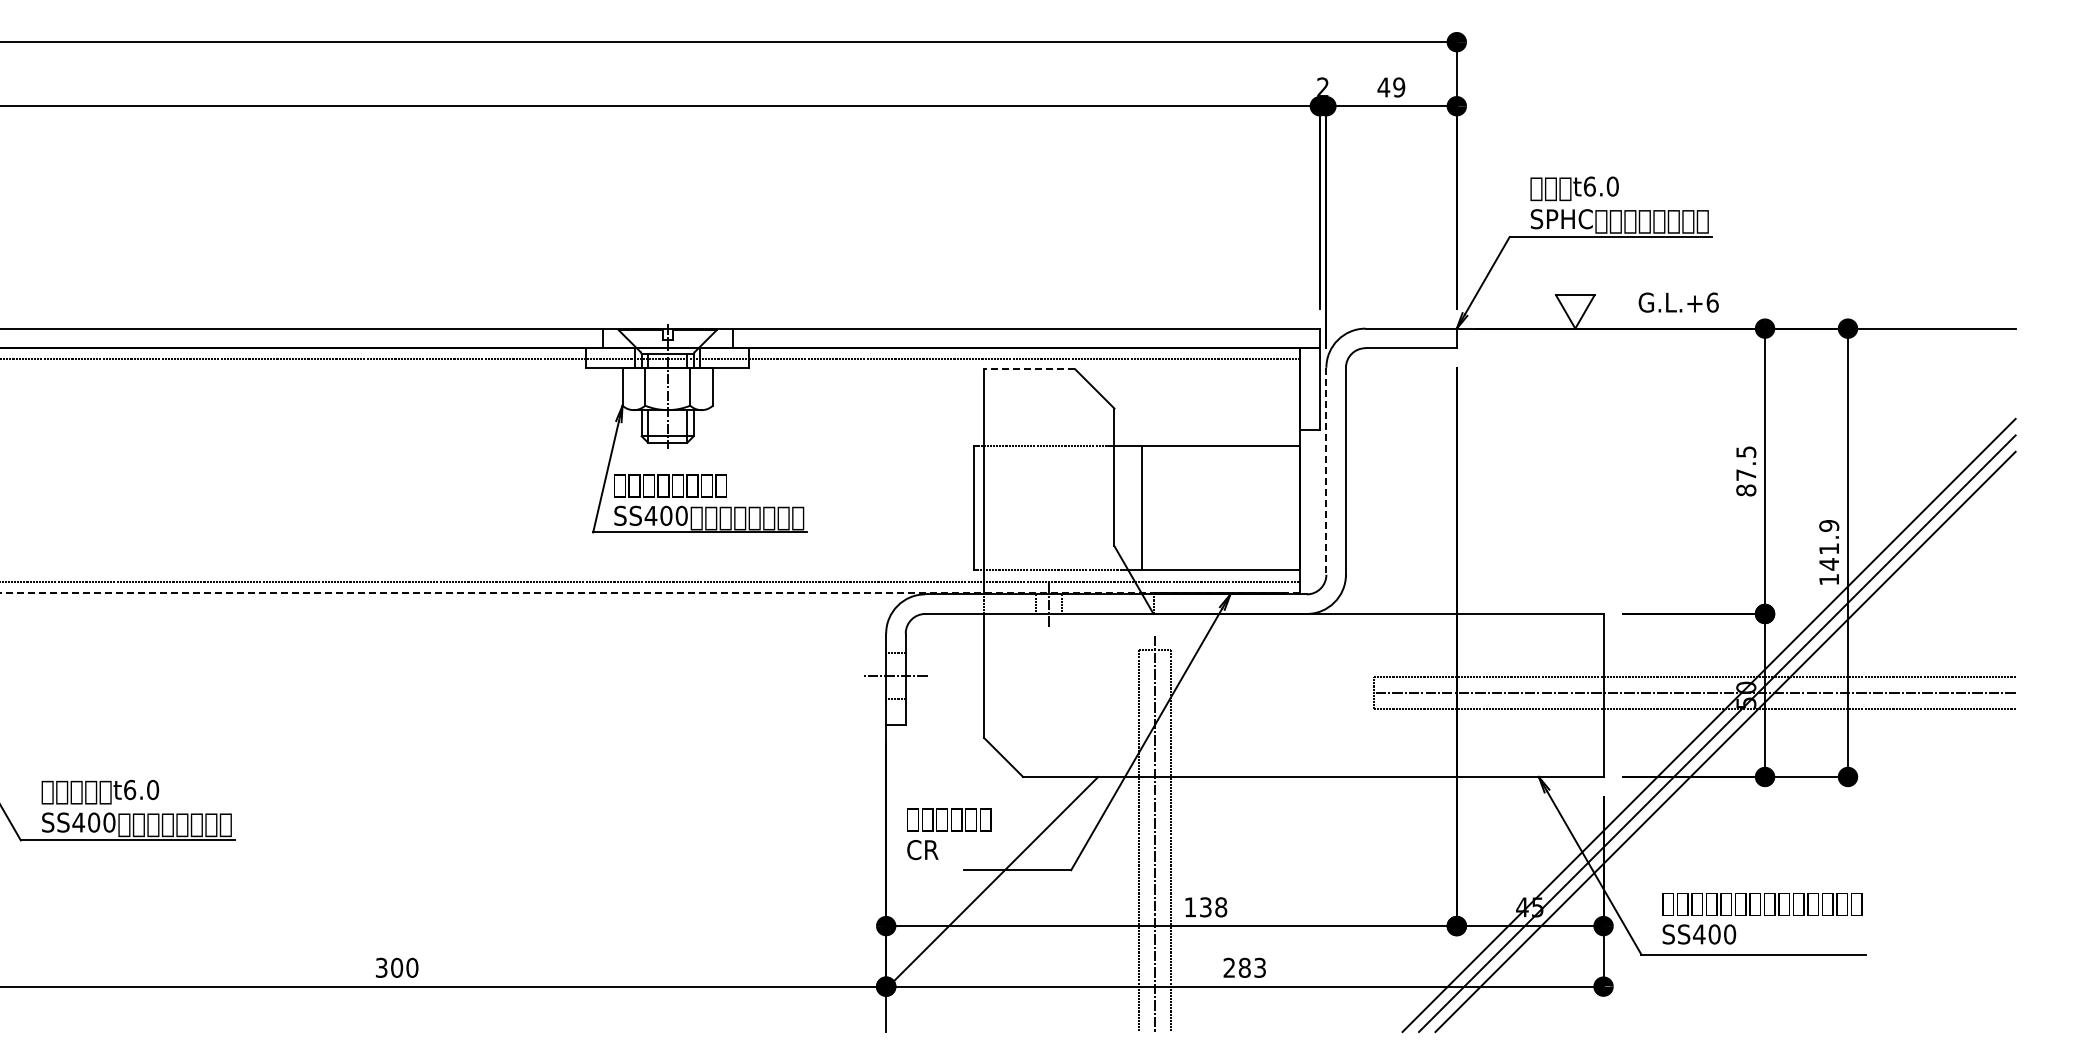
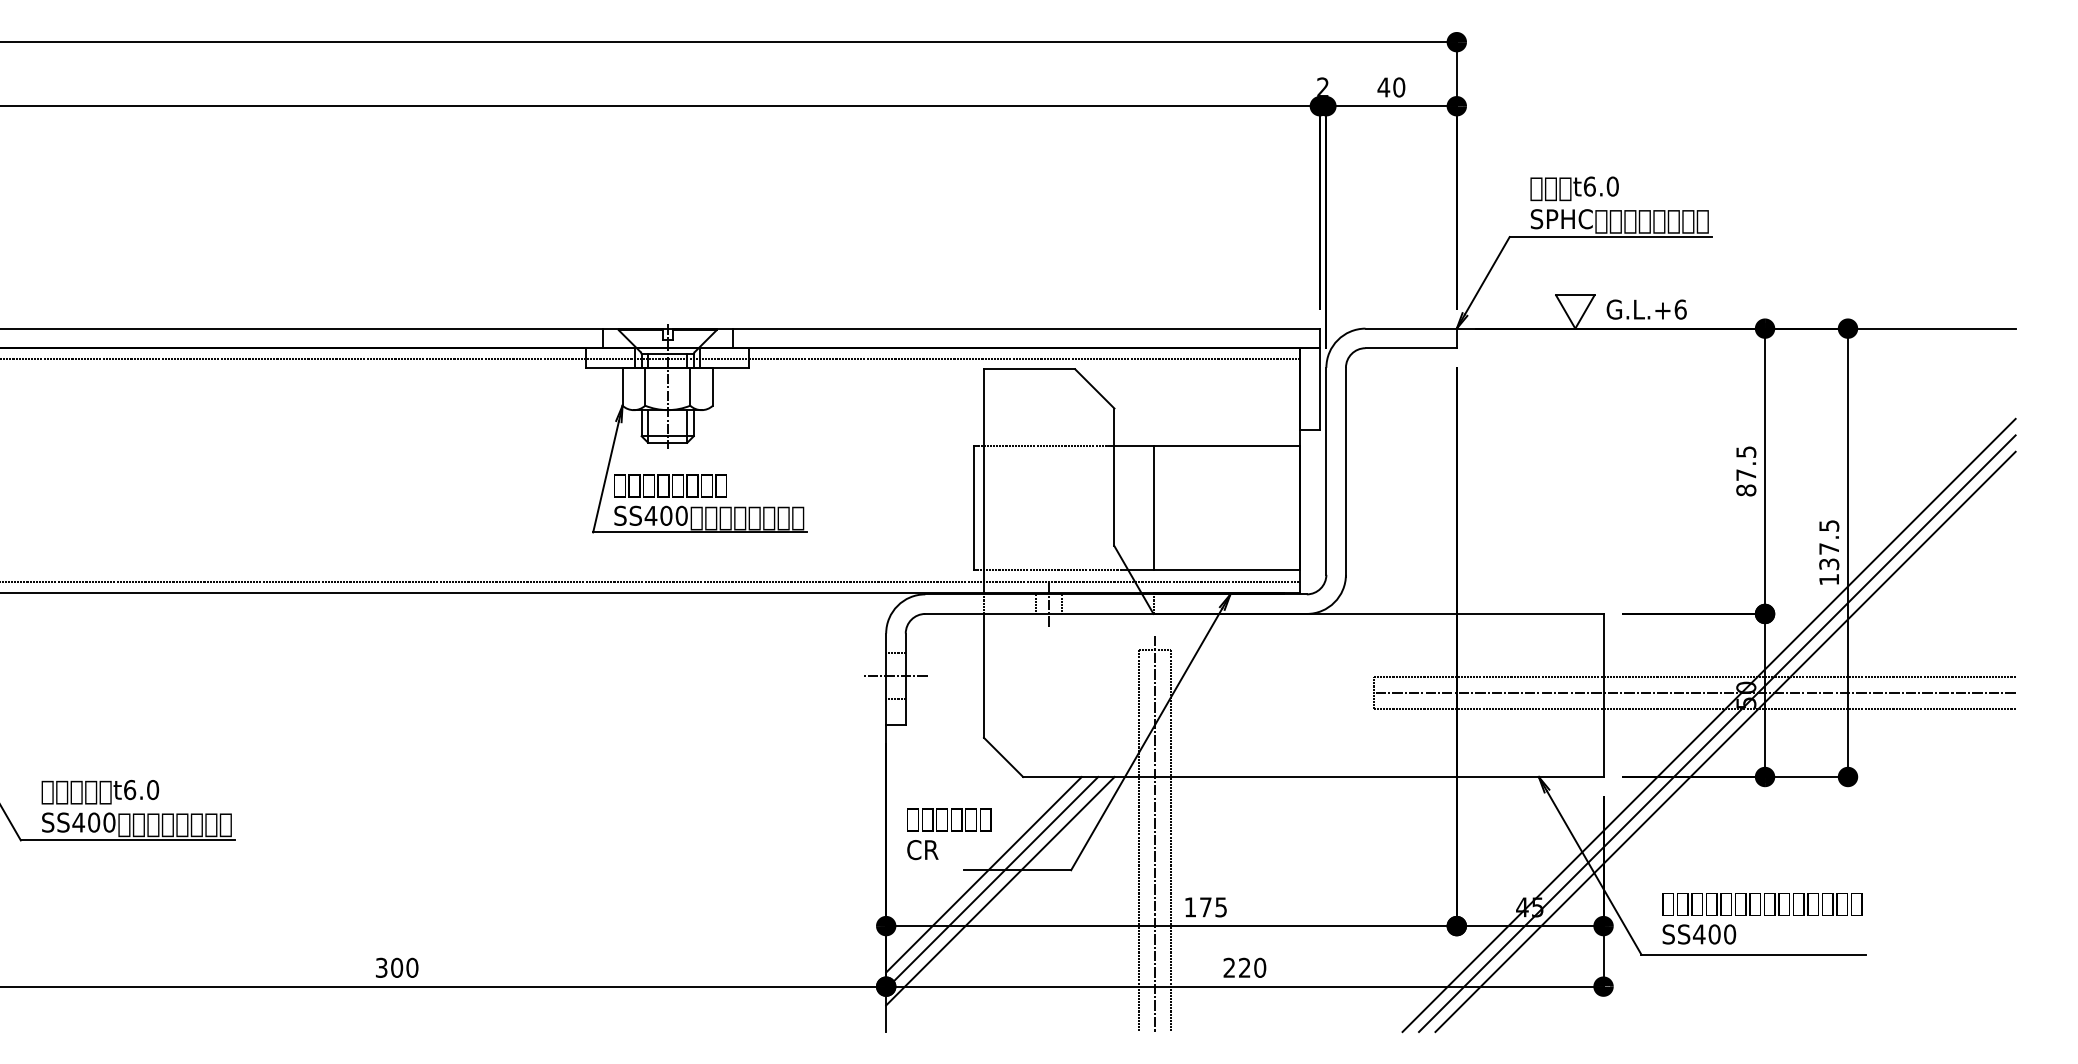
text: 49 -> 40 (1399, 87)
text position: (1678, 302) -> (1646, 309) (1646, 309)
line: dashed -> solid (1029, 369)
line: dashed -> solid (1326, 471)
line position: (1141, 507) -> (1153, 507) (1153, 507)
text: 141.9 -> 137.5 (1829, 545)
line: dashed -> solid (650, 592)
line: none -> present (983, 874)
line: none -> present (1000, 890)
text: 138 -> 175 (1213, 907)
text: 283 -> 220 (1252, 967)
